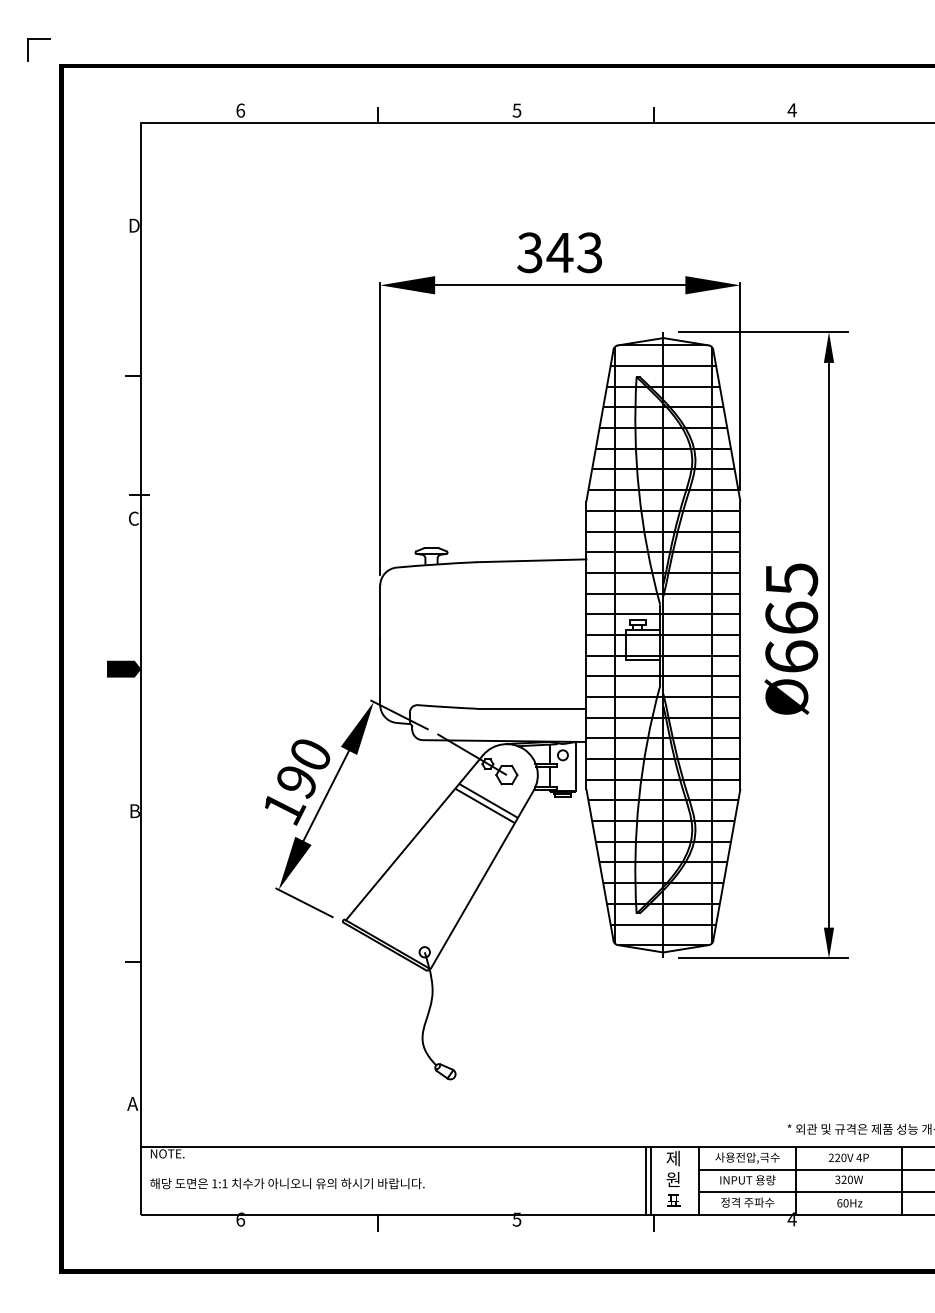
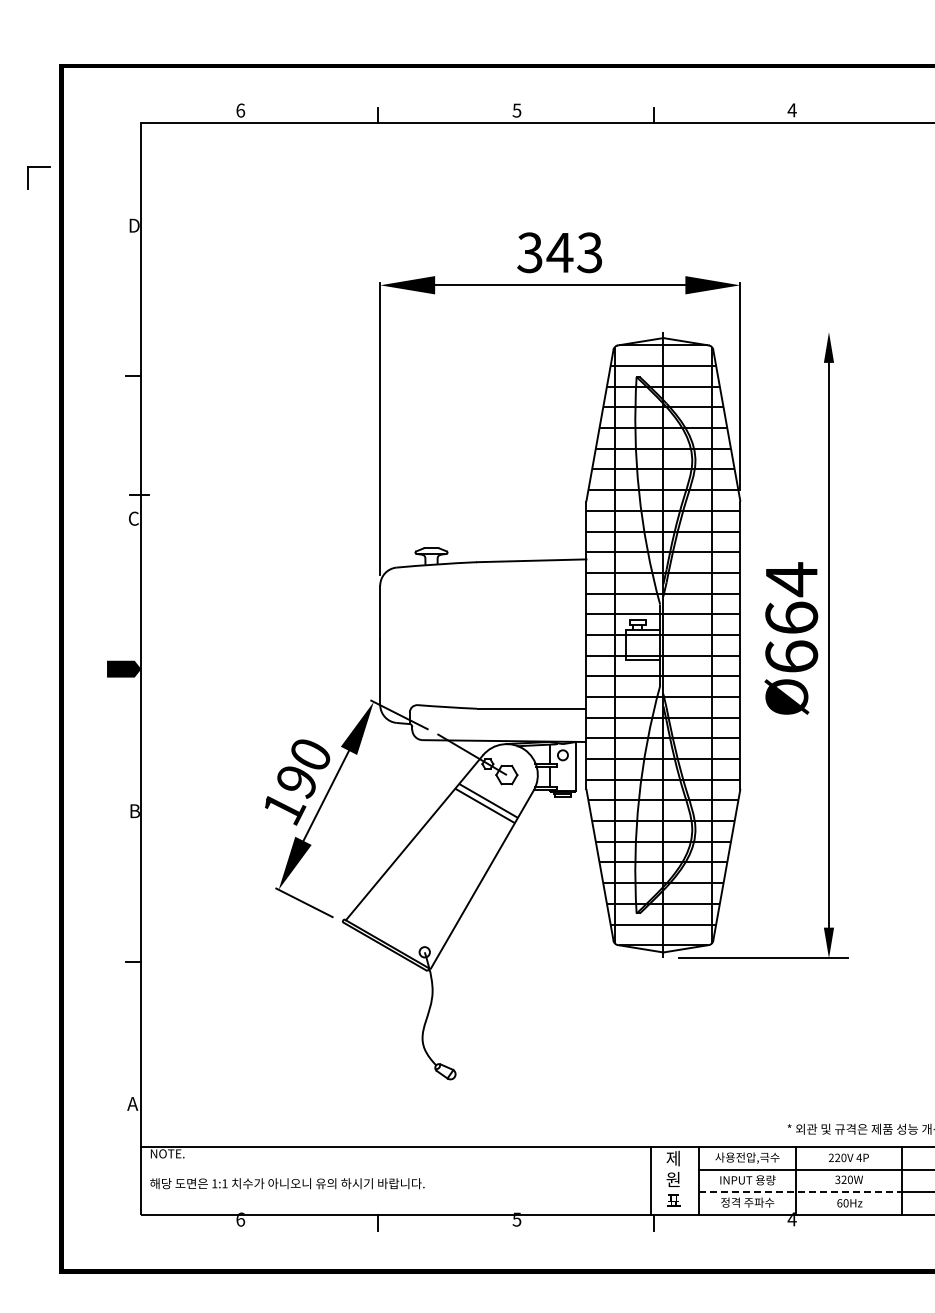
part position: (38, 39) -> (38, 167) (38, 167)
line: present -> none (763, 332)
text: 665 -> 664 (792, 579)
line: present -> none (645, 1180)
line: solid -> dashed (800, 1192)
